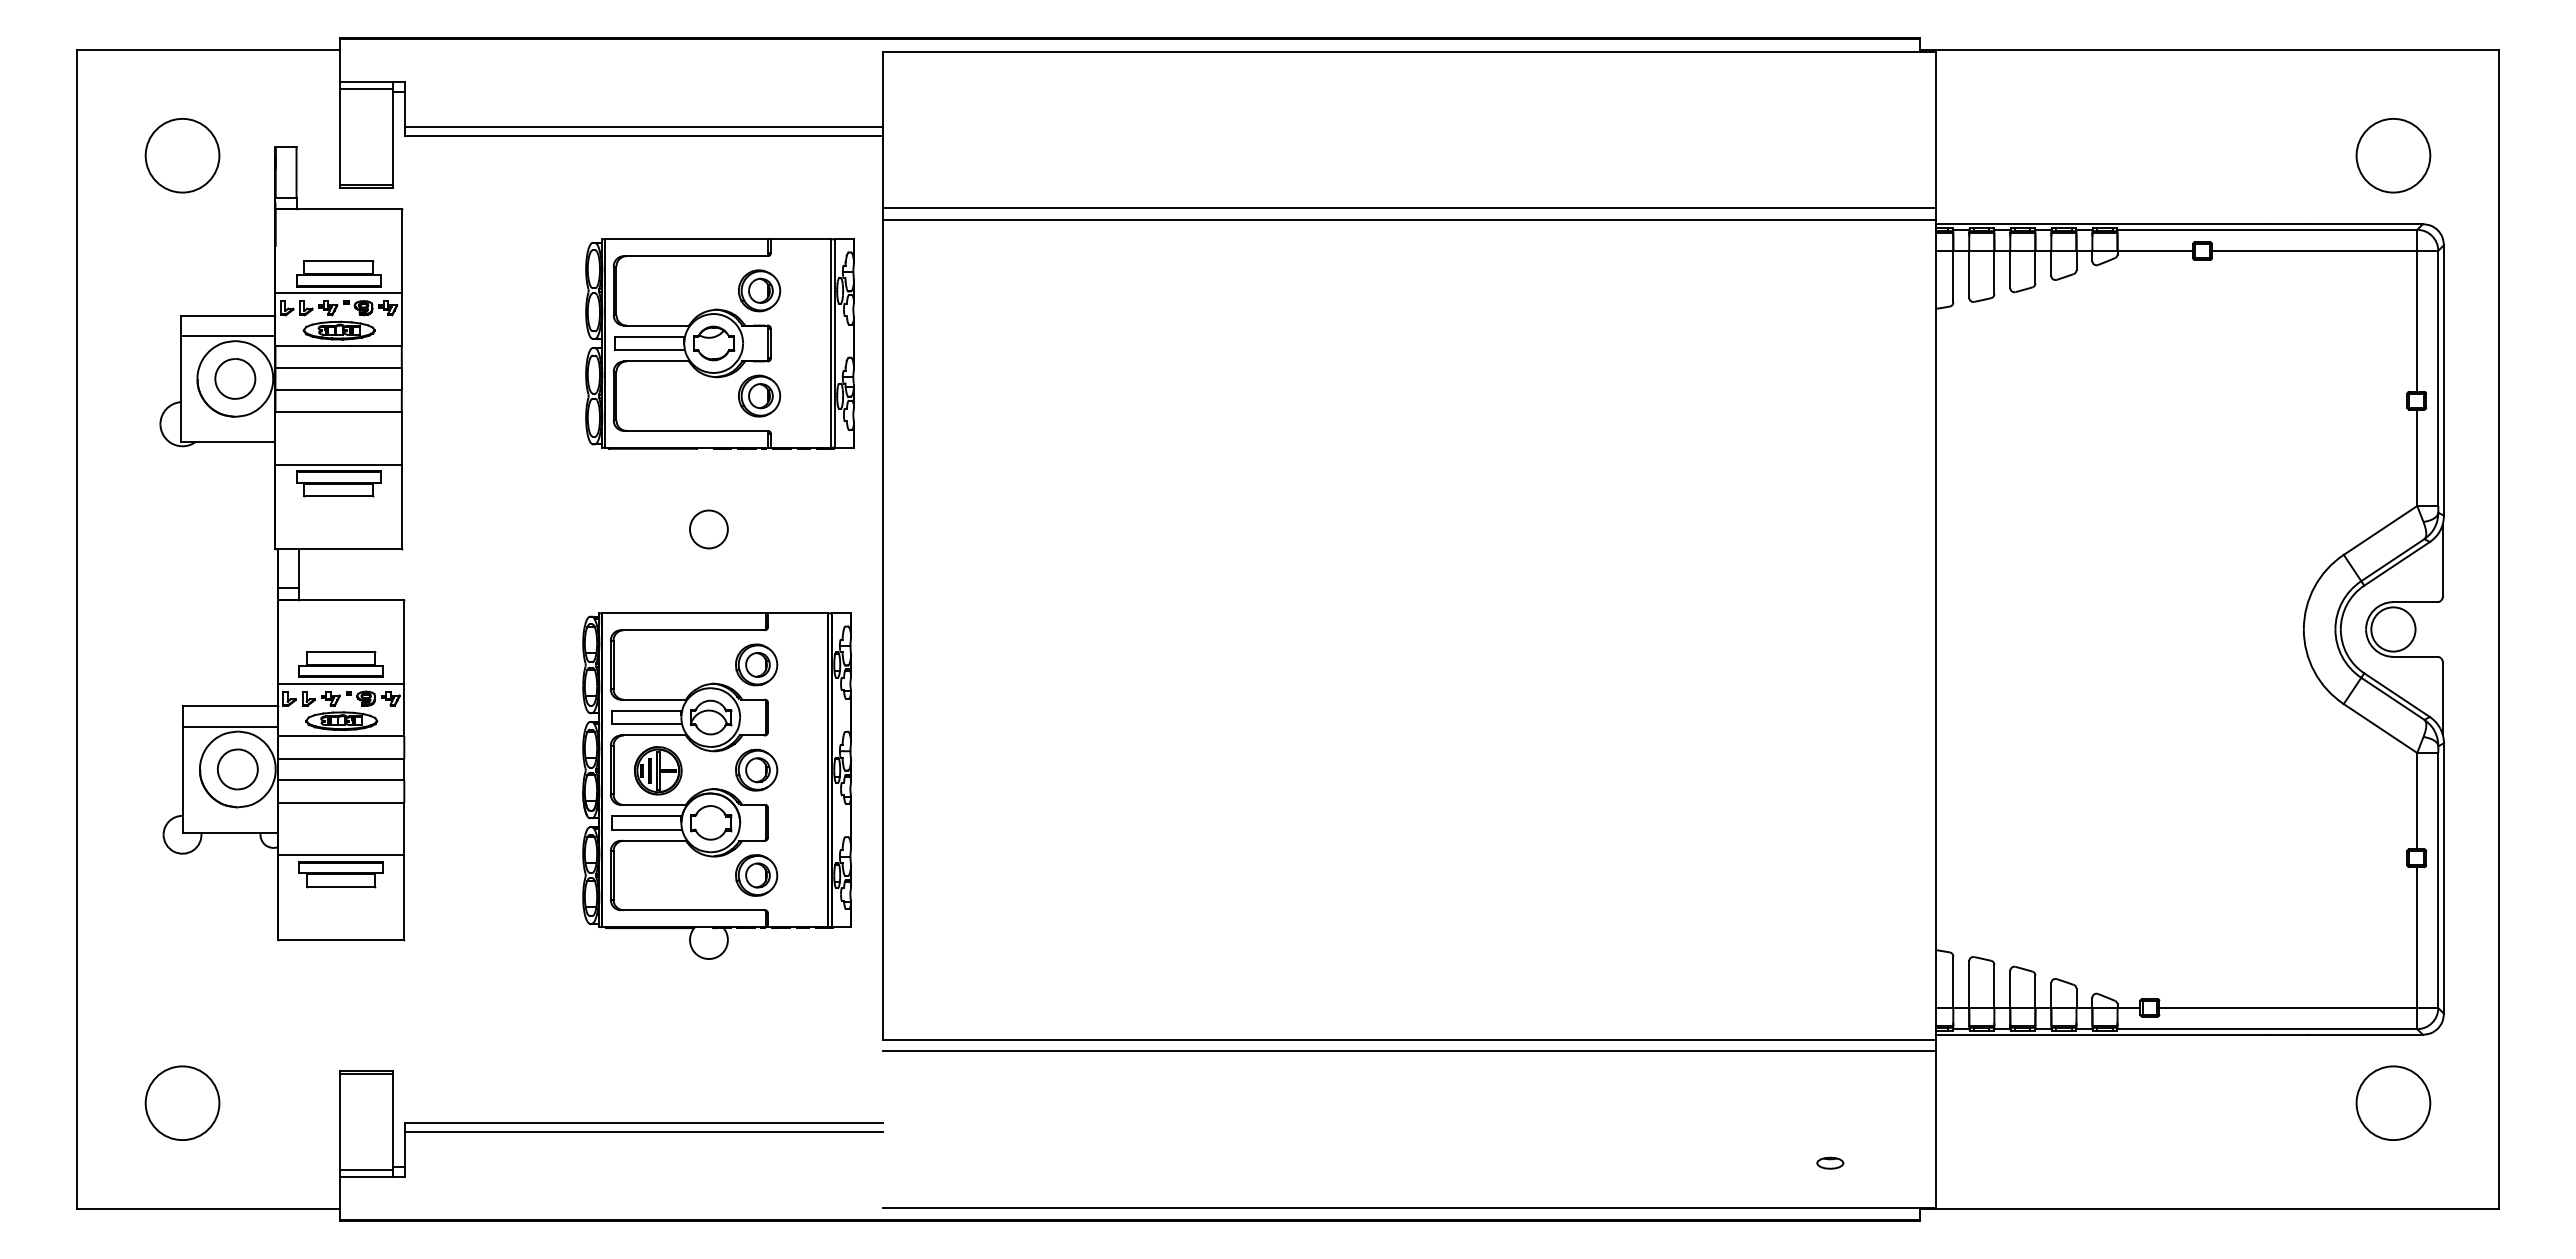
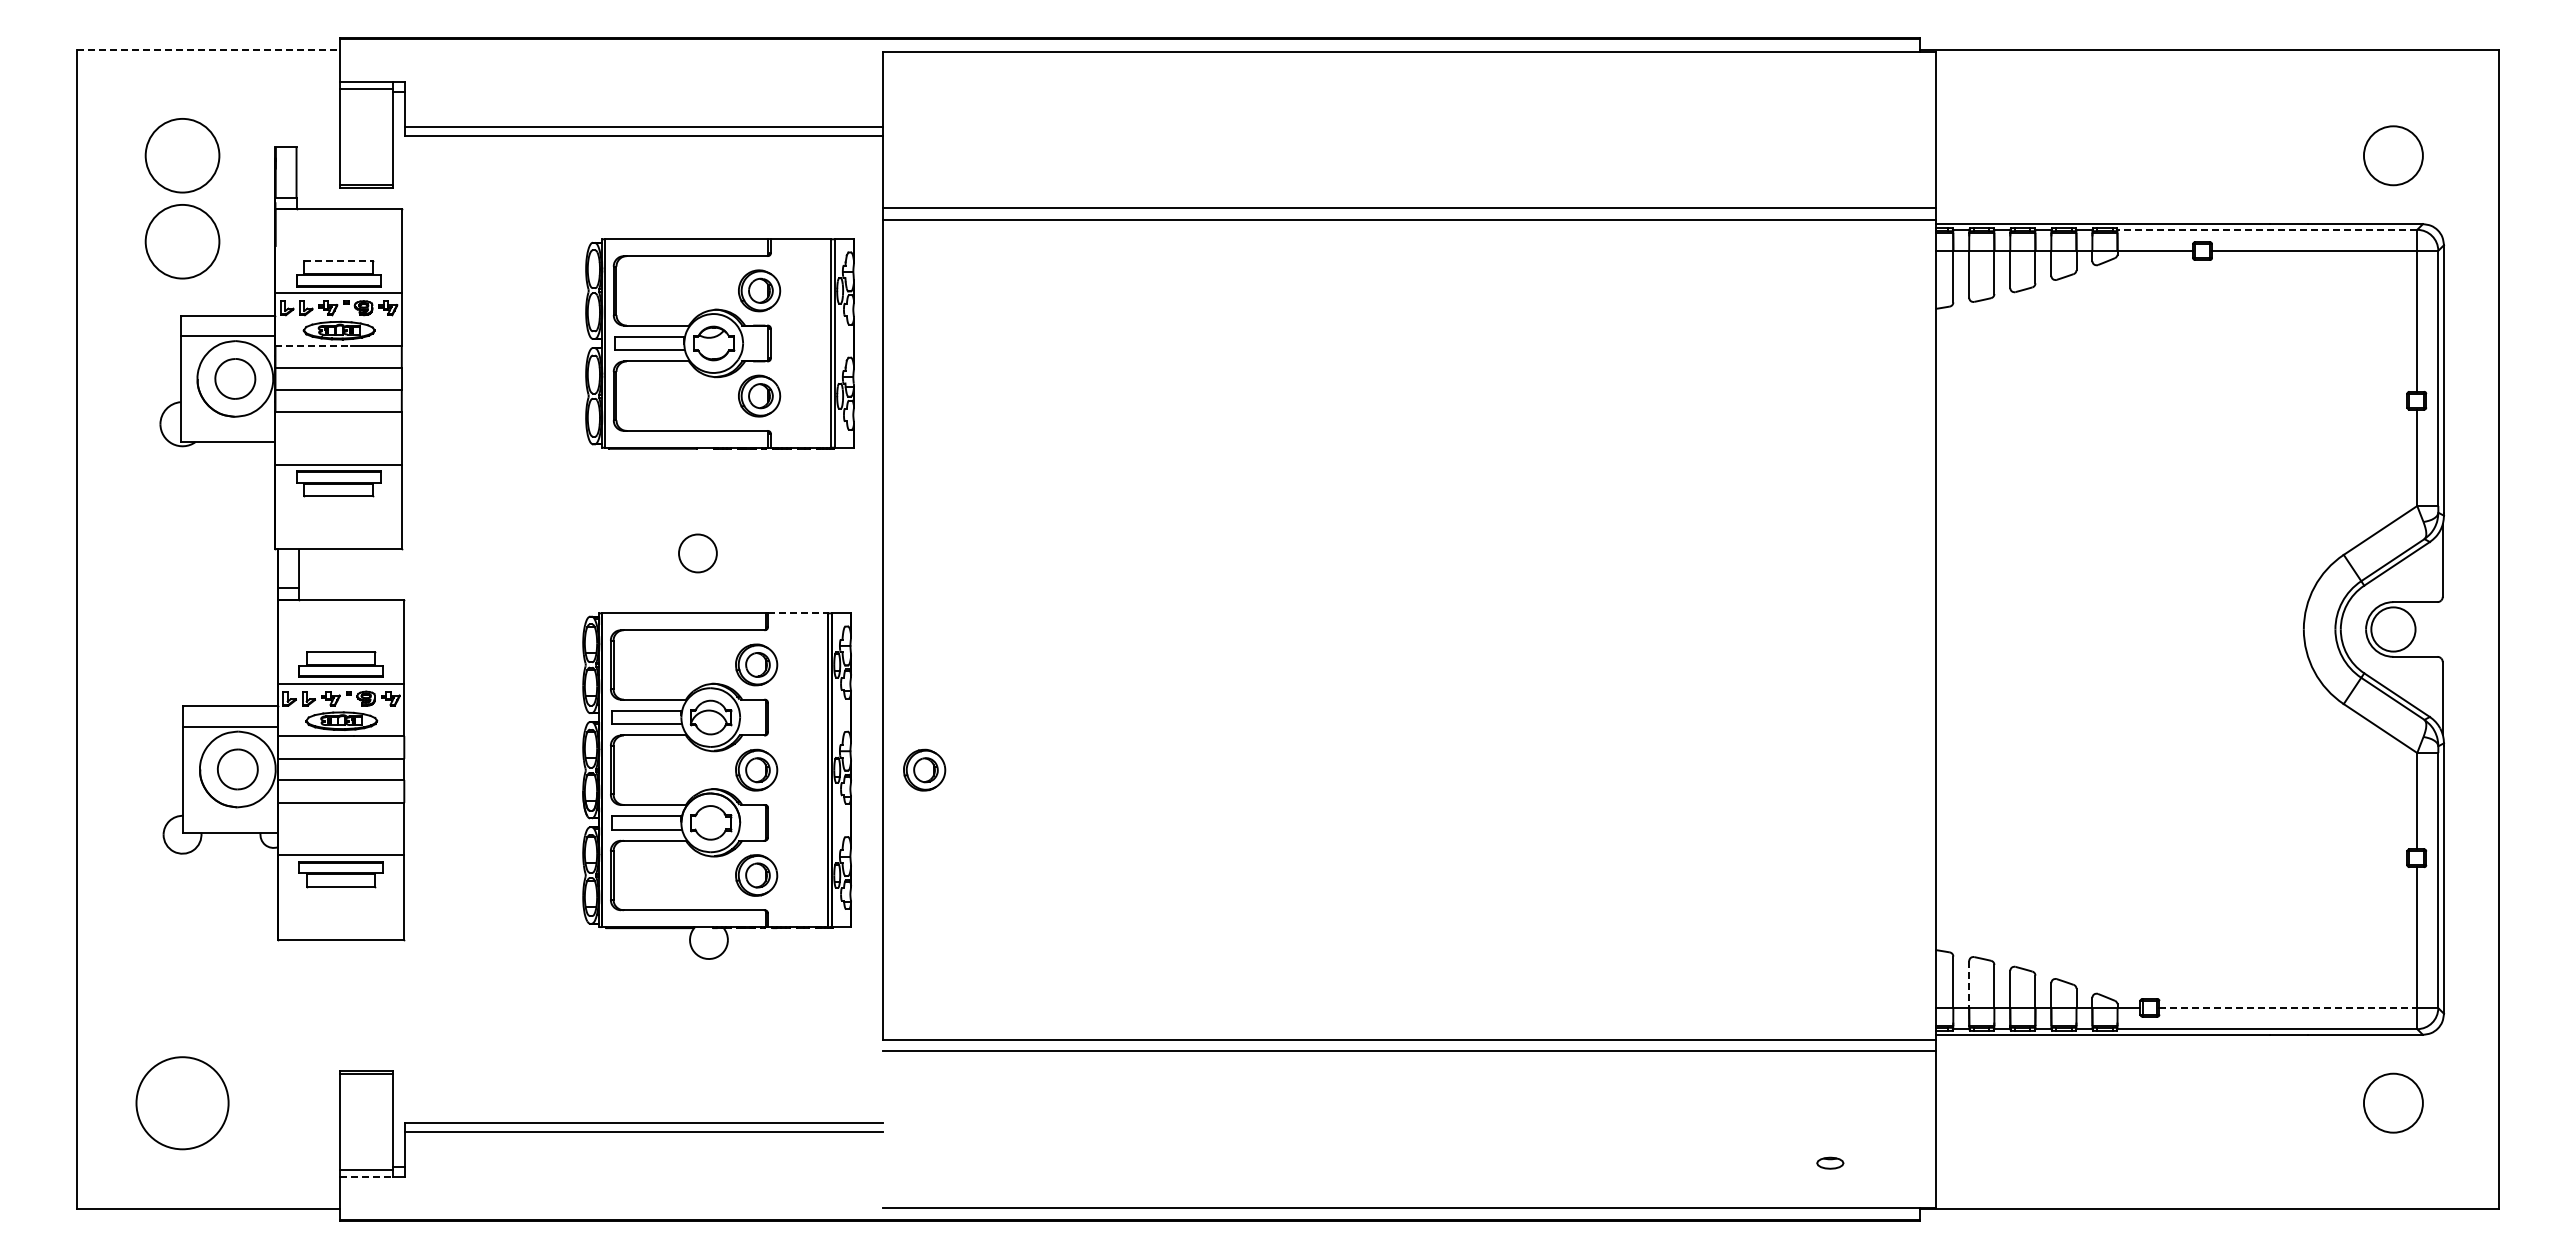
line: solid -> dashed (208, 50)
circle size: 77x76 px -> 61x62 px (2393, 155)
line: solid -> dashed (2267, 229)
circle: none -> present (182, 241)
line: solid -> dashed (339, 261)
line: solid -> dashed (313, 345)
circle position: (708, 529) -> (697, 553) (697, 553)
line: solid -> dashed (798, 613)
part: none -> present (924, 769)
part: present -> none (658, 770)
line: solid -> dashed (1969, 985)
line: solid -> dashed (2288, 1008)
circle size: 77x76 px -> 61x62 px (2393, 1102)
circle diameter: 74 px -> 92 px (182, 1103)
line: solid -> dashed (367, 1176)
